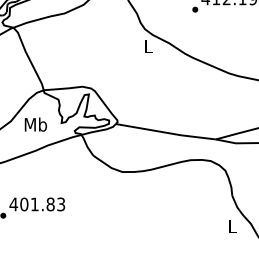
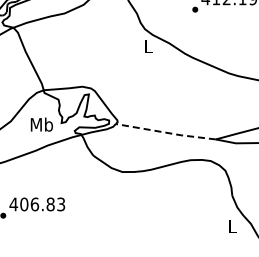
text position: (35, 124) -> (41, 124) (41, 124)
line: solid -> dashed (166, 132)
text: 401.83 -> 406.83 (34, 204)
